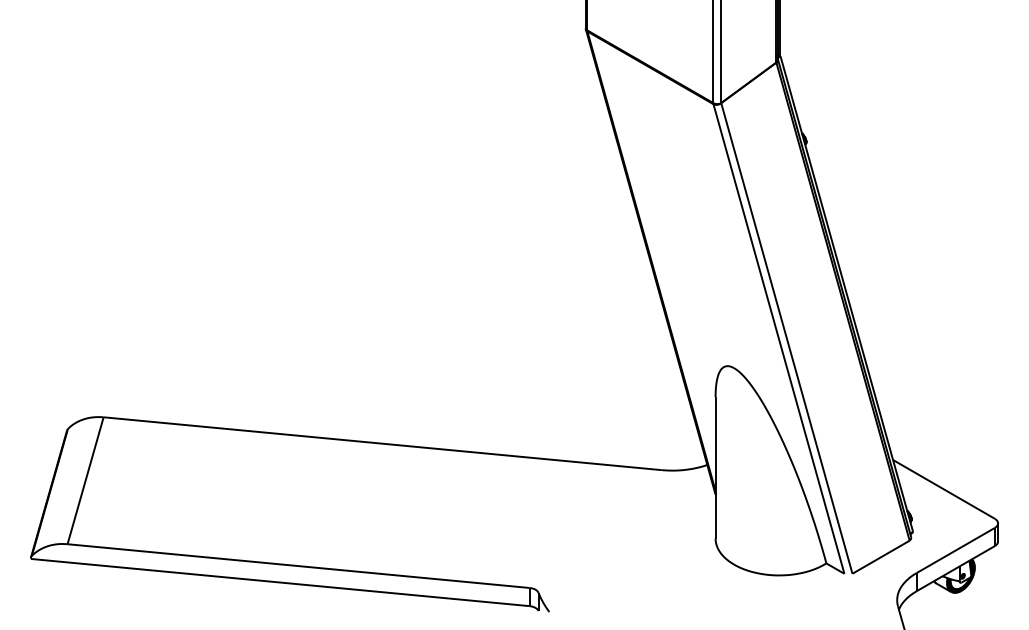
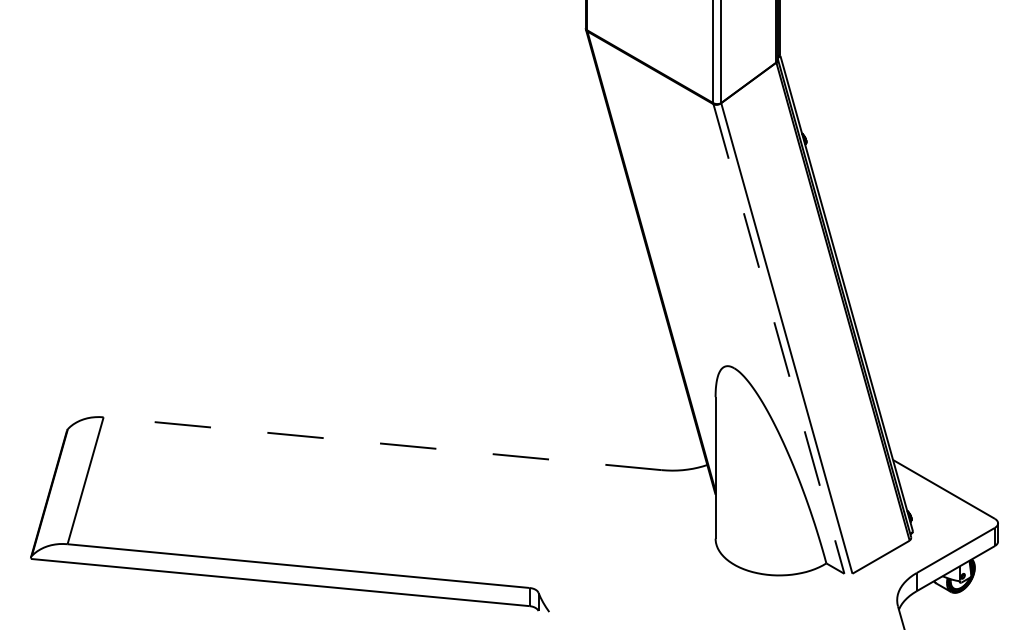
line: solid -> dashed (778, 339)
line: solid -> dashed (382, 443)
